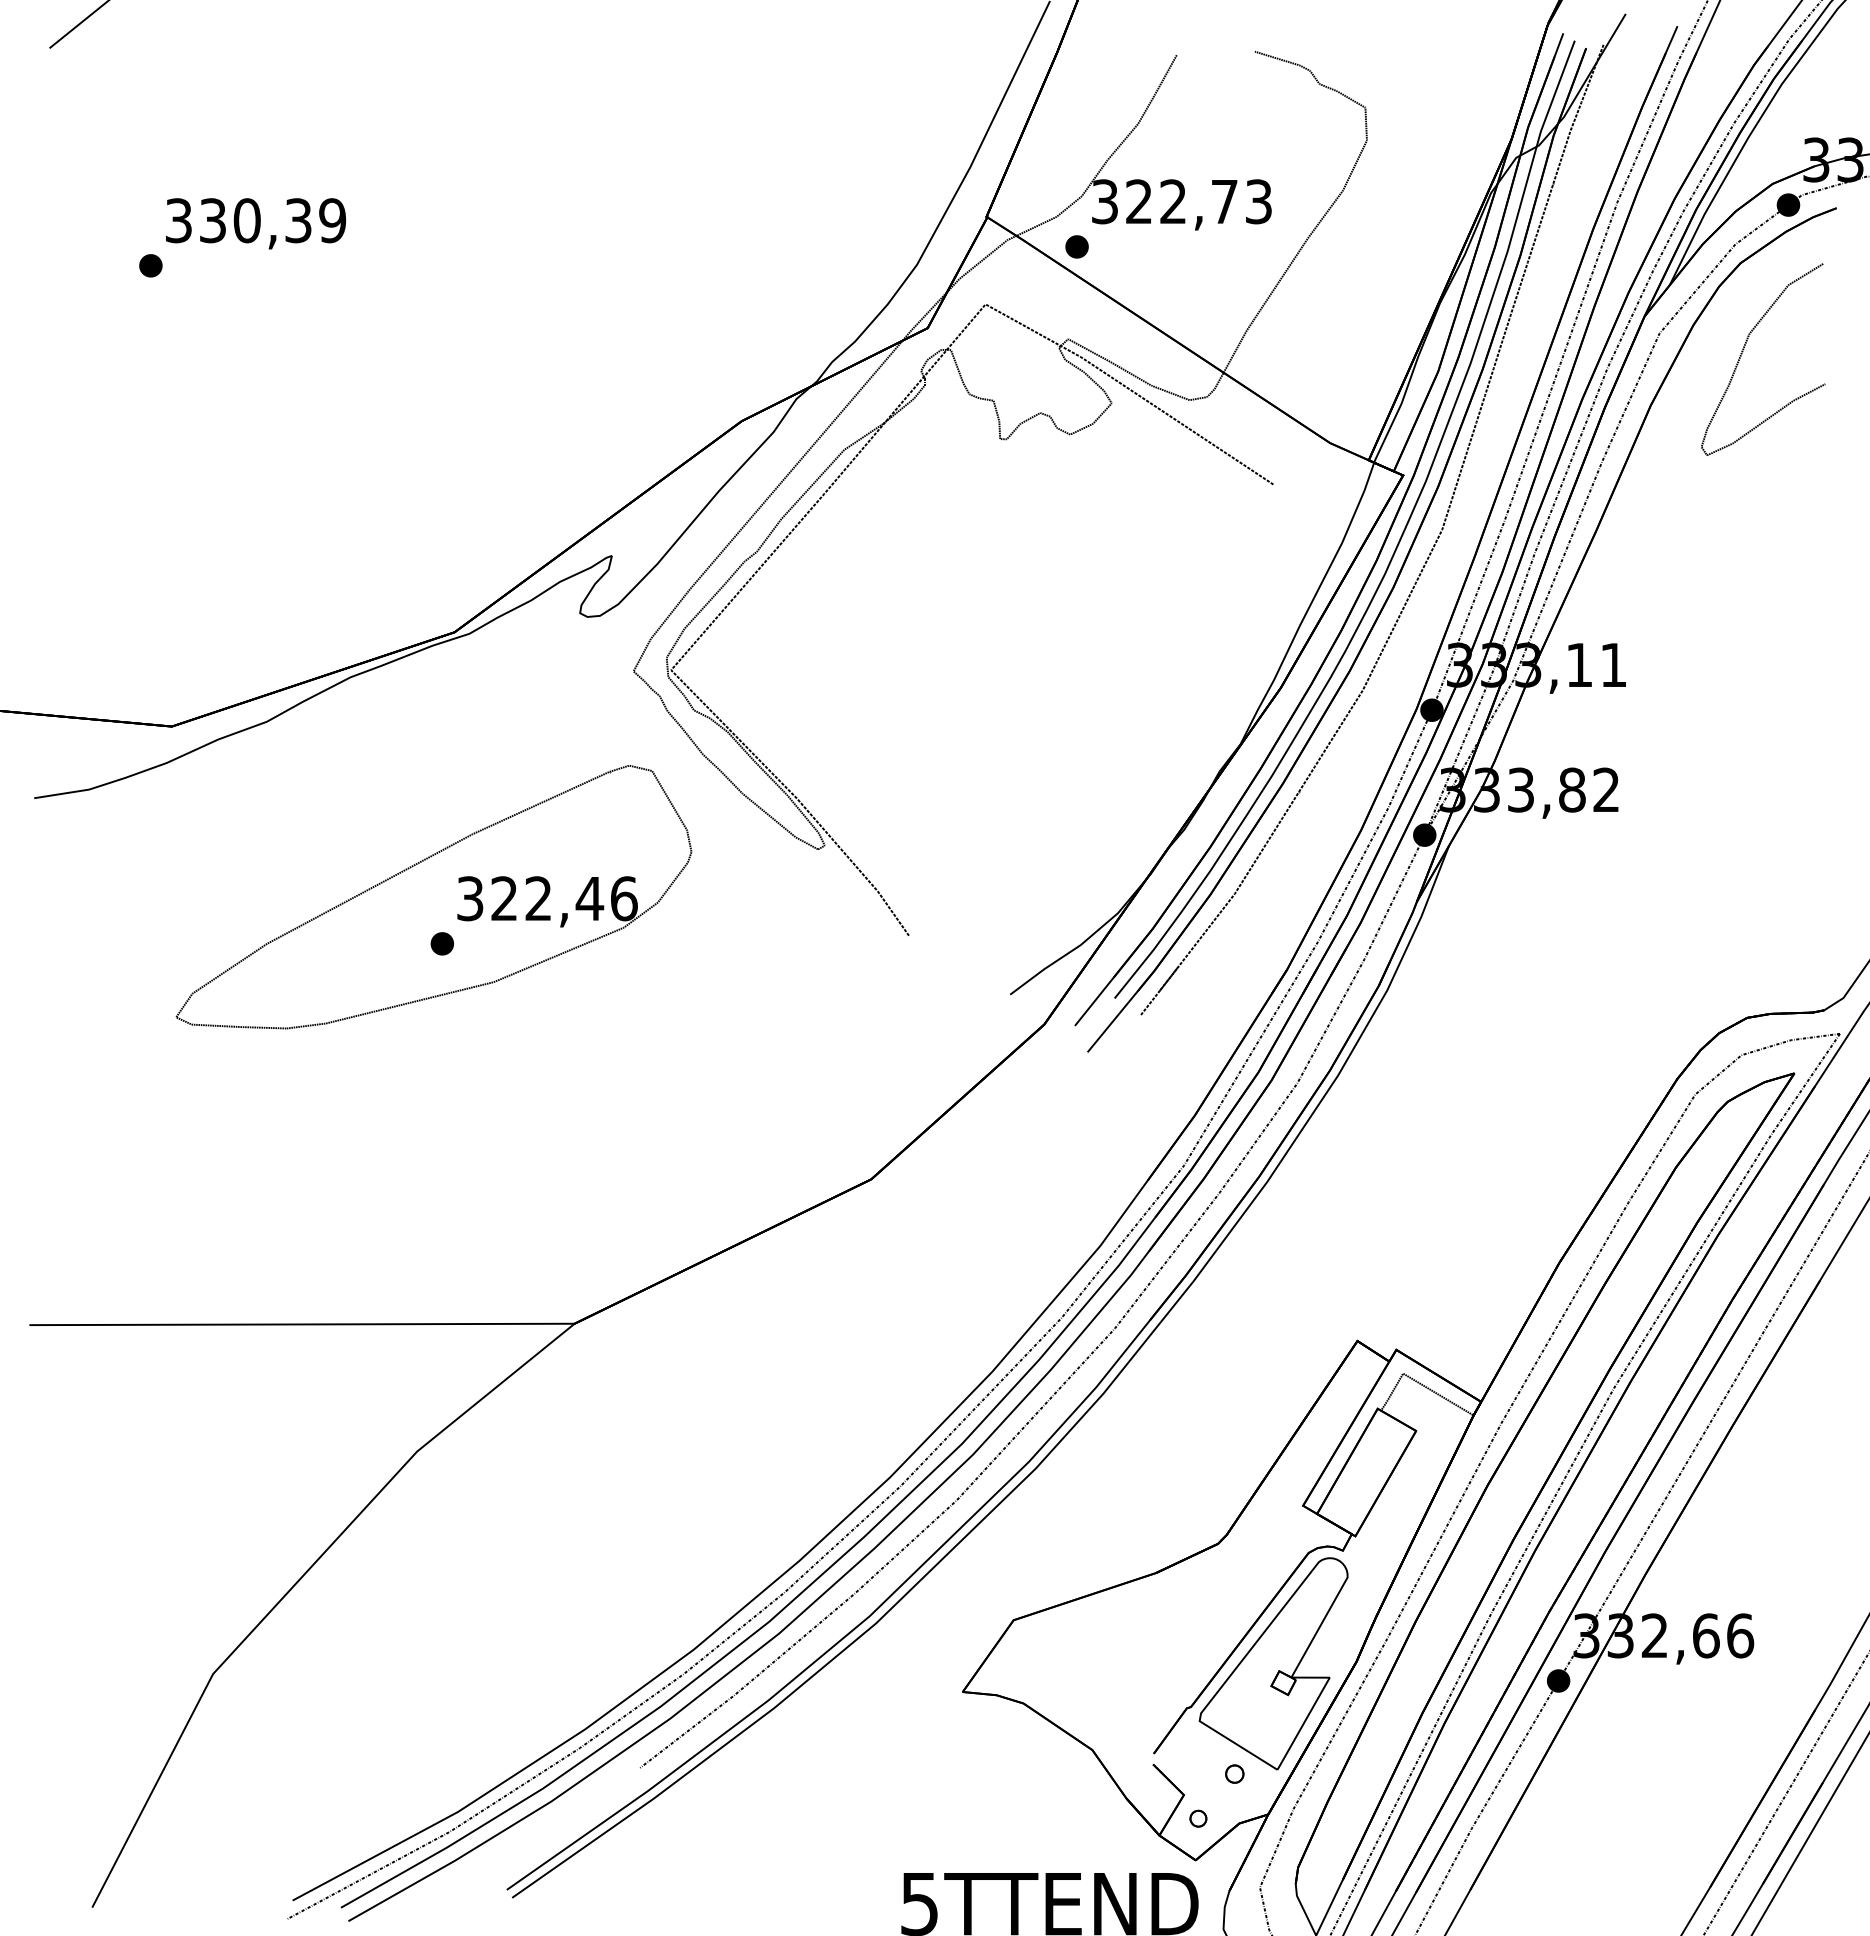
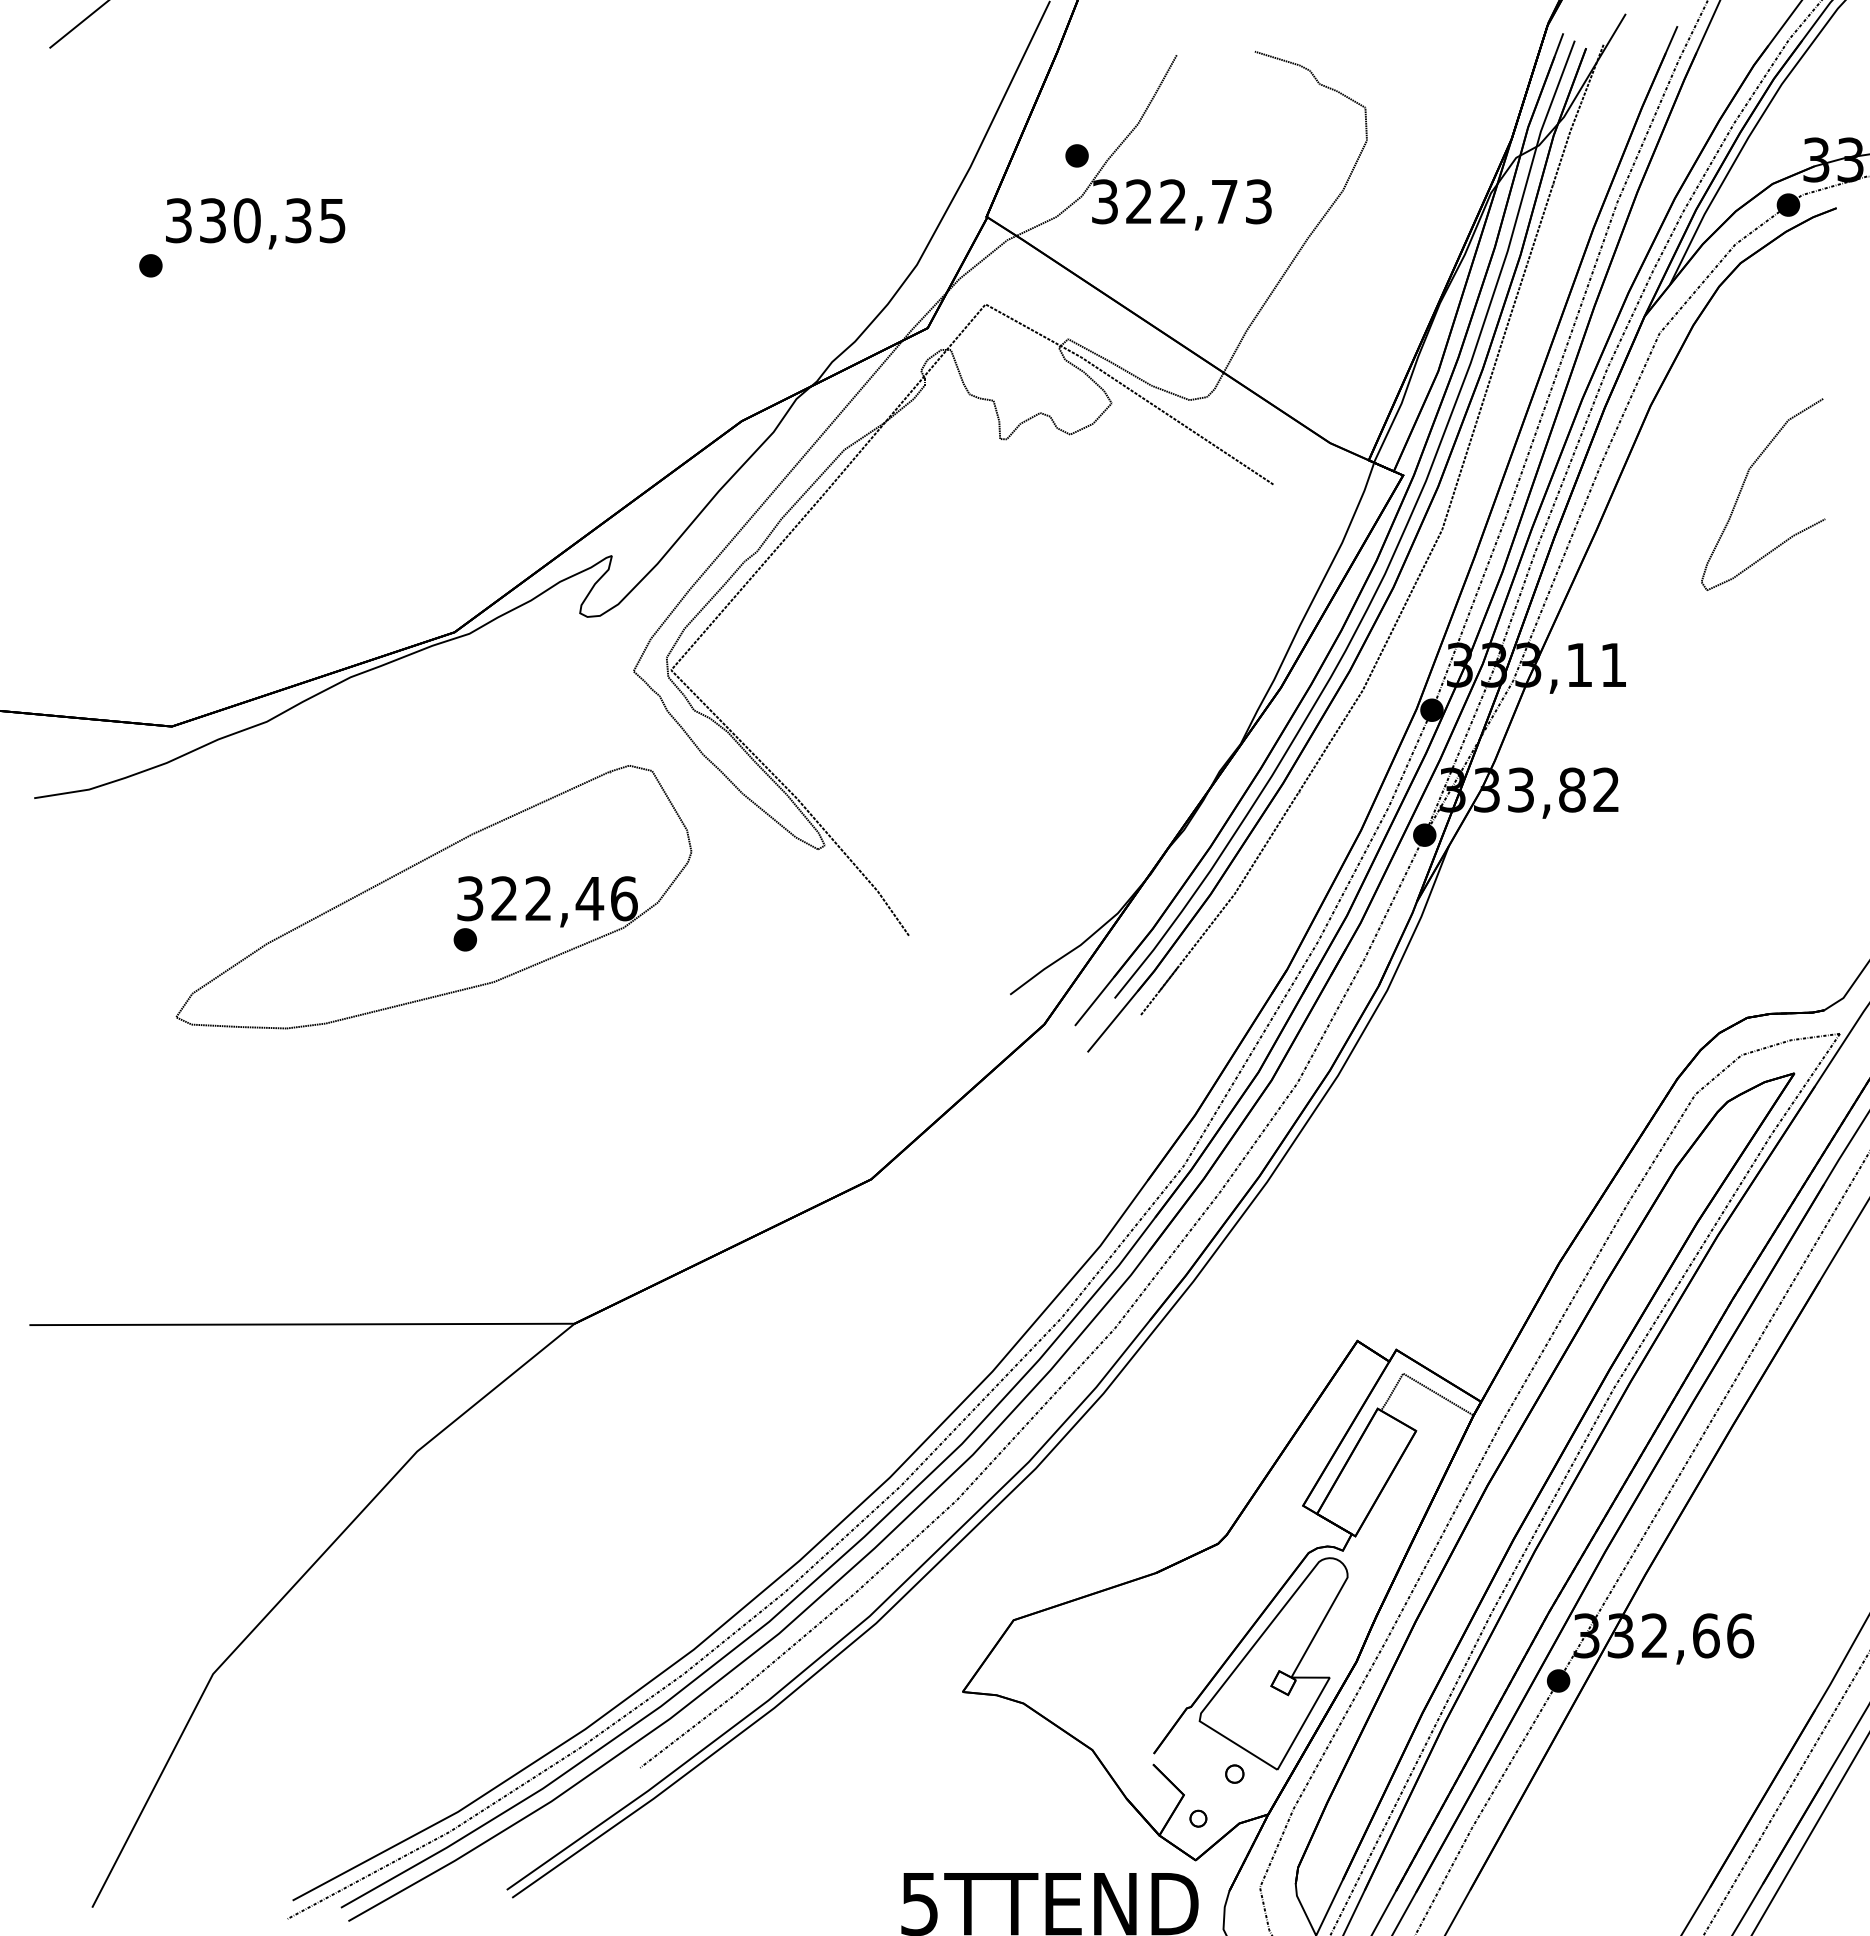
text: 330,39 -> 330,35 (332, 220)
part position: (1076, 246) -> (1076, 155) (1076, 155)
part position: (1744, 349) -> (1744, 484) (1744, 484)
part position: (441, 943) -> (464, 939) (464, 939)
